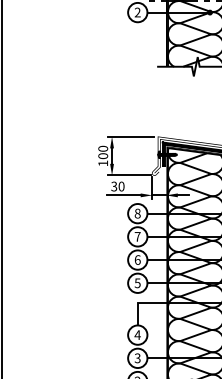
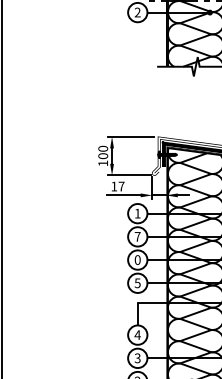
text: 30 -> 17 (117, 186)
text: 8 -> 1 (137, 213)
text: 6 -> 0 (137, 259)
